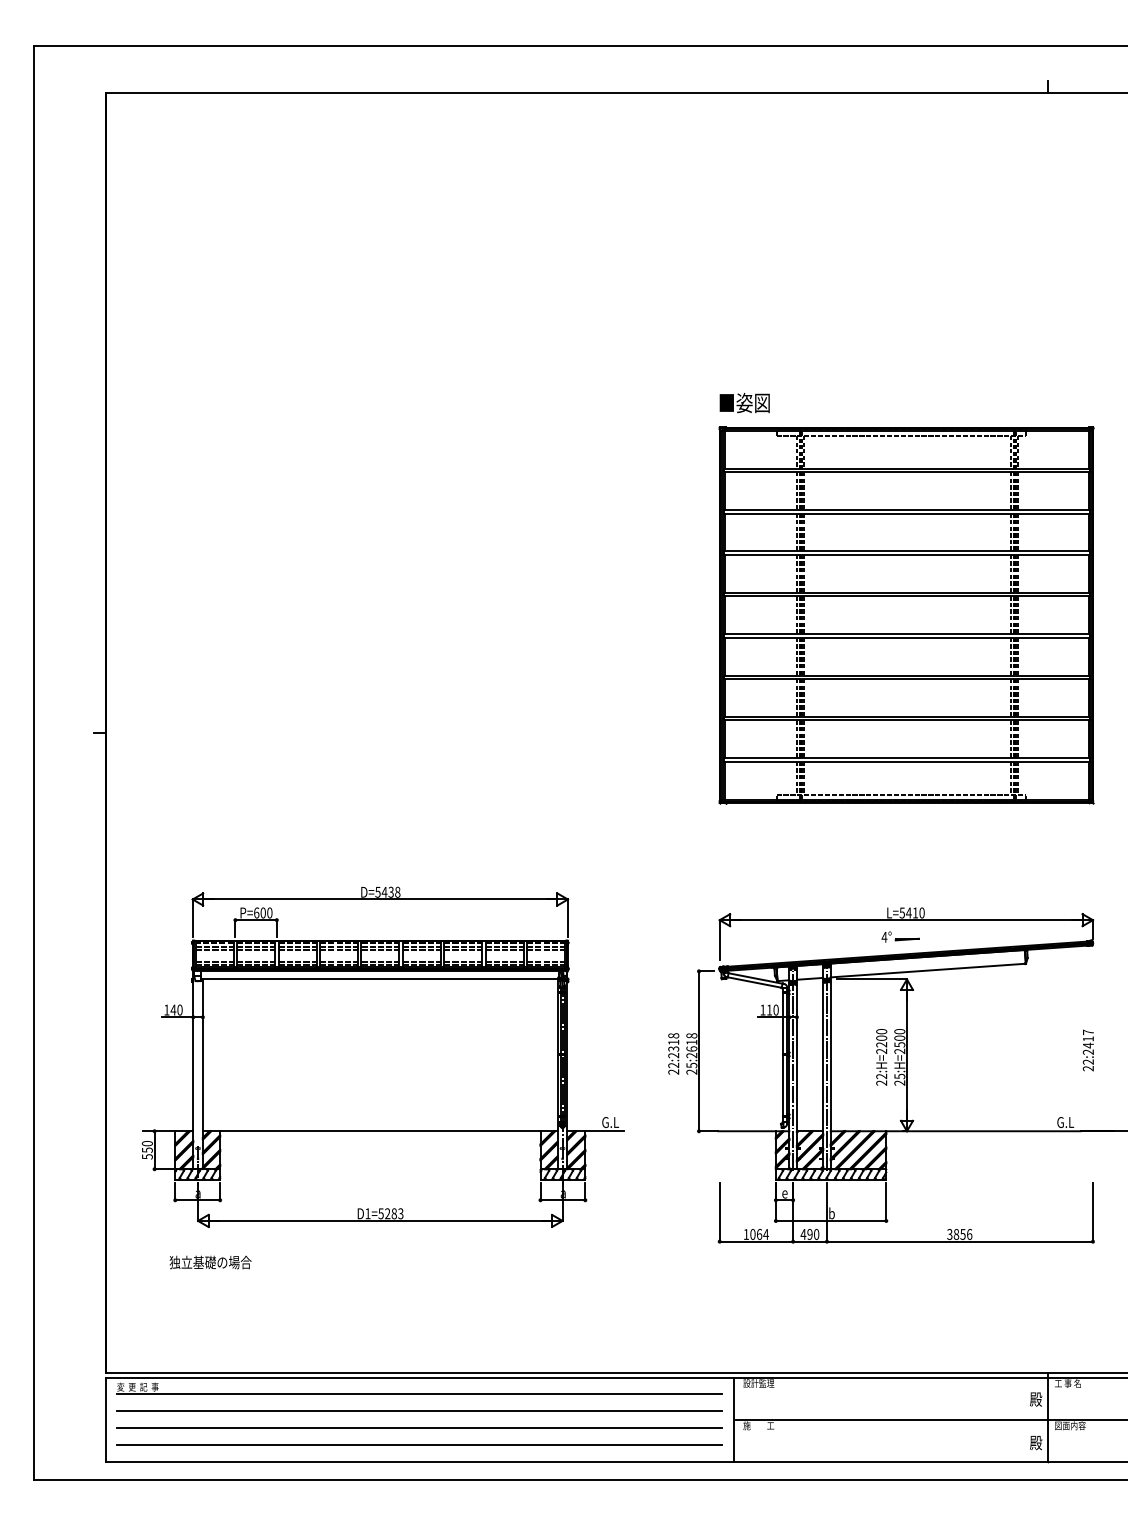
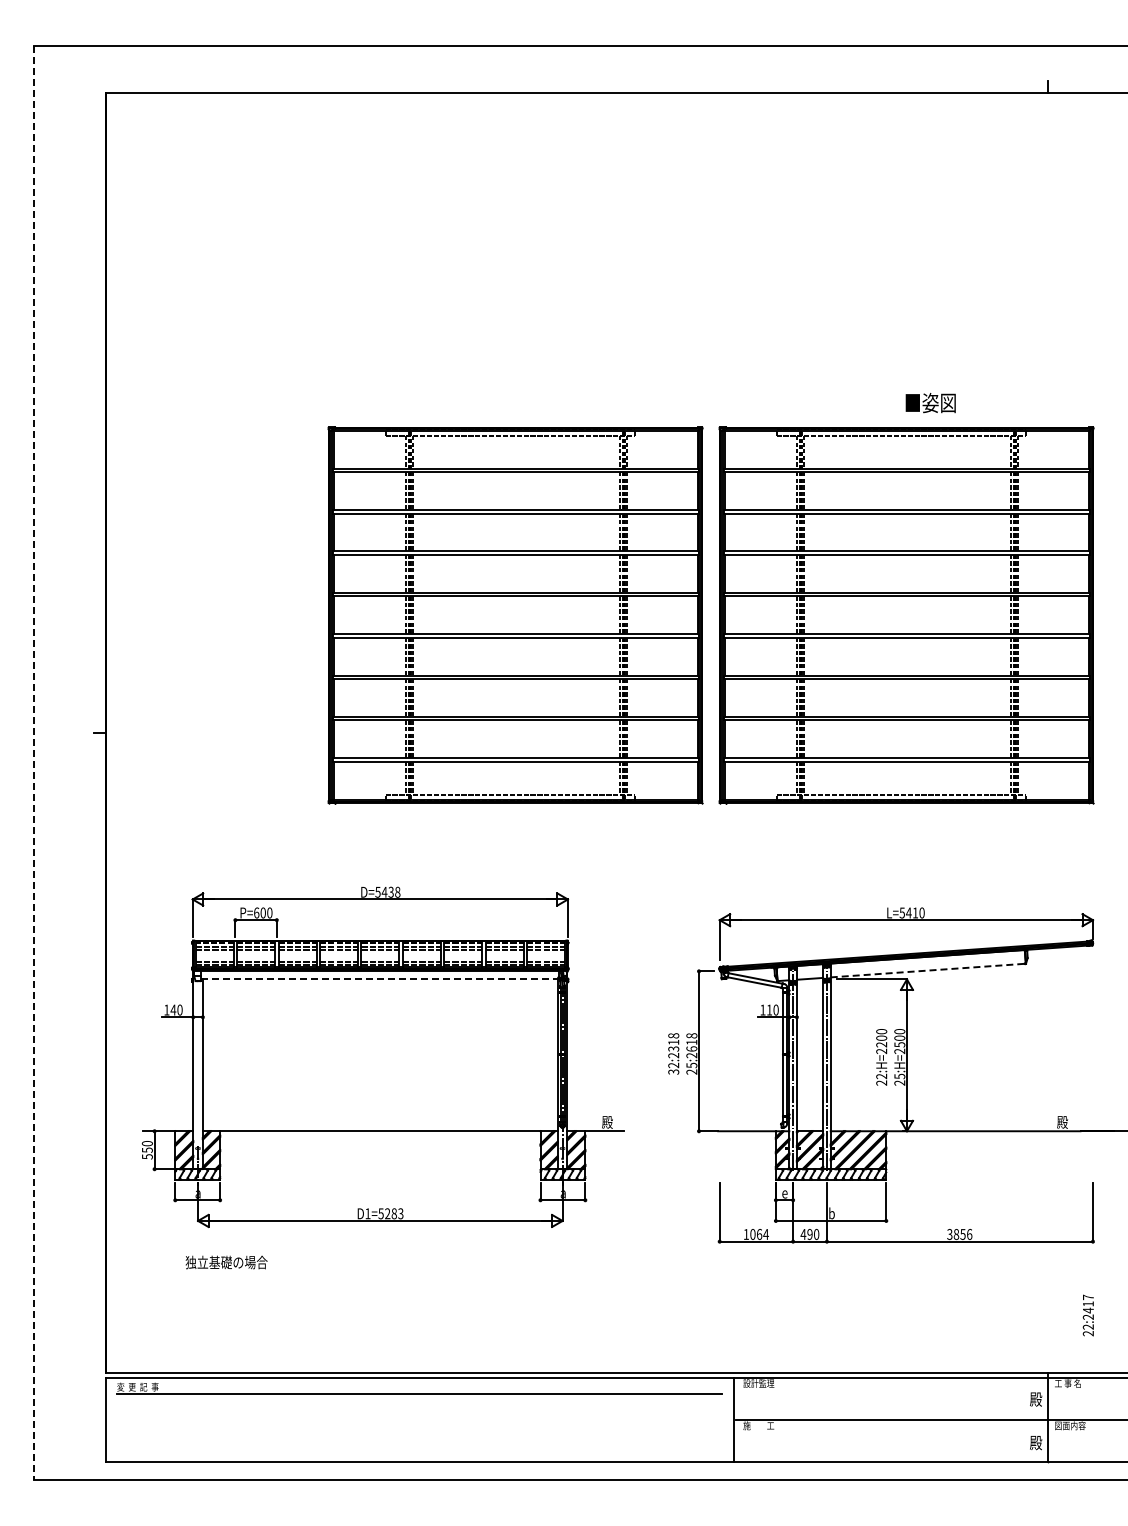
text position: (744, 403) -> (930, 403) (930, 403)
part: none -> present (515, 615)
line: solid -> dashed (33, 763)
part: present -> none (900, 936)
line: solid -> dashed (928, 970)
line: solid -> dashed (380, 979)
text position: (1087, 1050) -> (1087, 1315) (1087, 1315)
text: 22:2318 -> 32:2318 (674, 1071)
text: G.L -> 殿 (610, 1122)
text: G.L -> 殿 (1065, 1122)
text position: (210, 1262) -> (226, 1262) (226, 1262)
line: present -> none (419, 1411)
line: present -> none (419, 1428)
line: present -> none (419, 1445)
